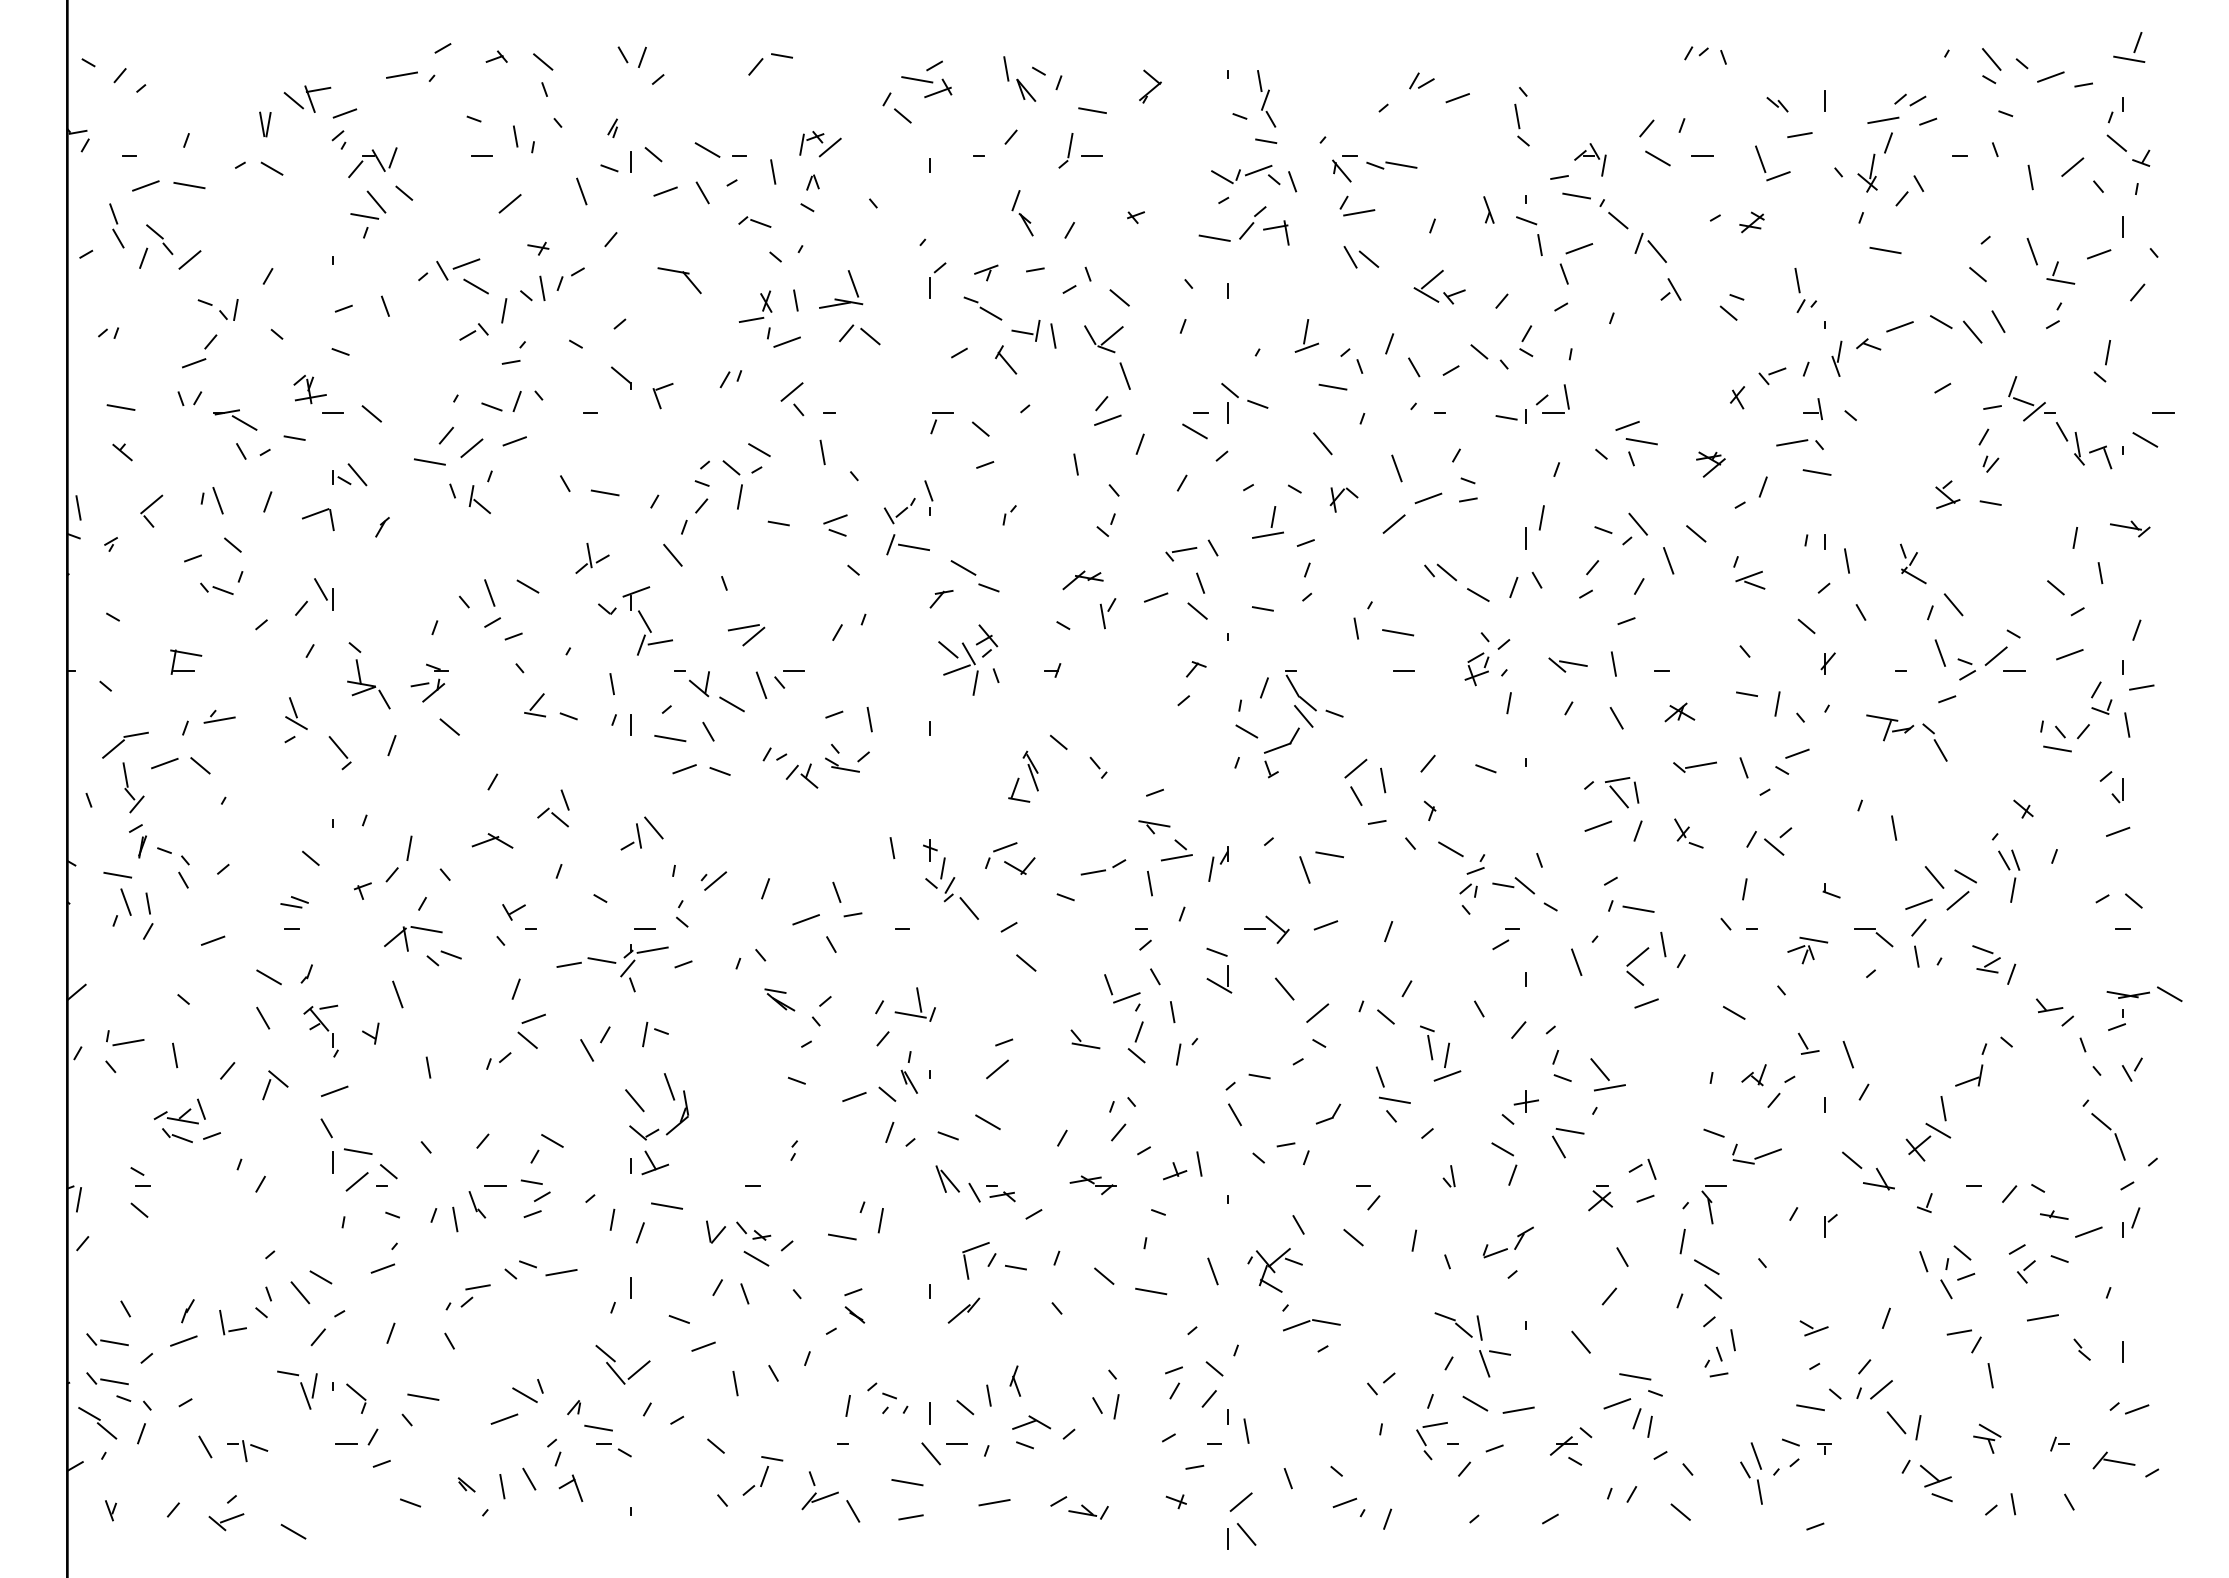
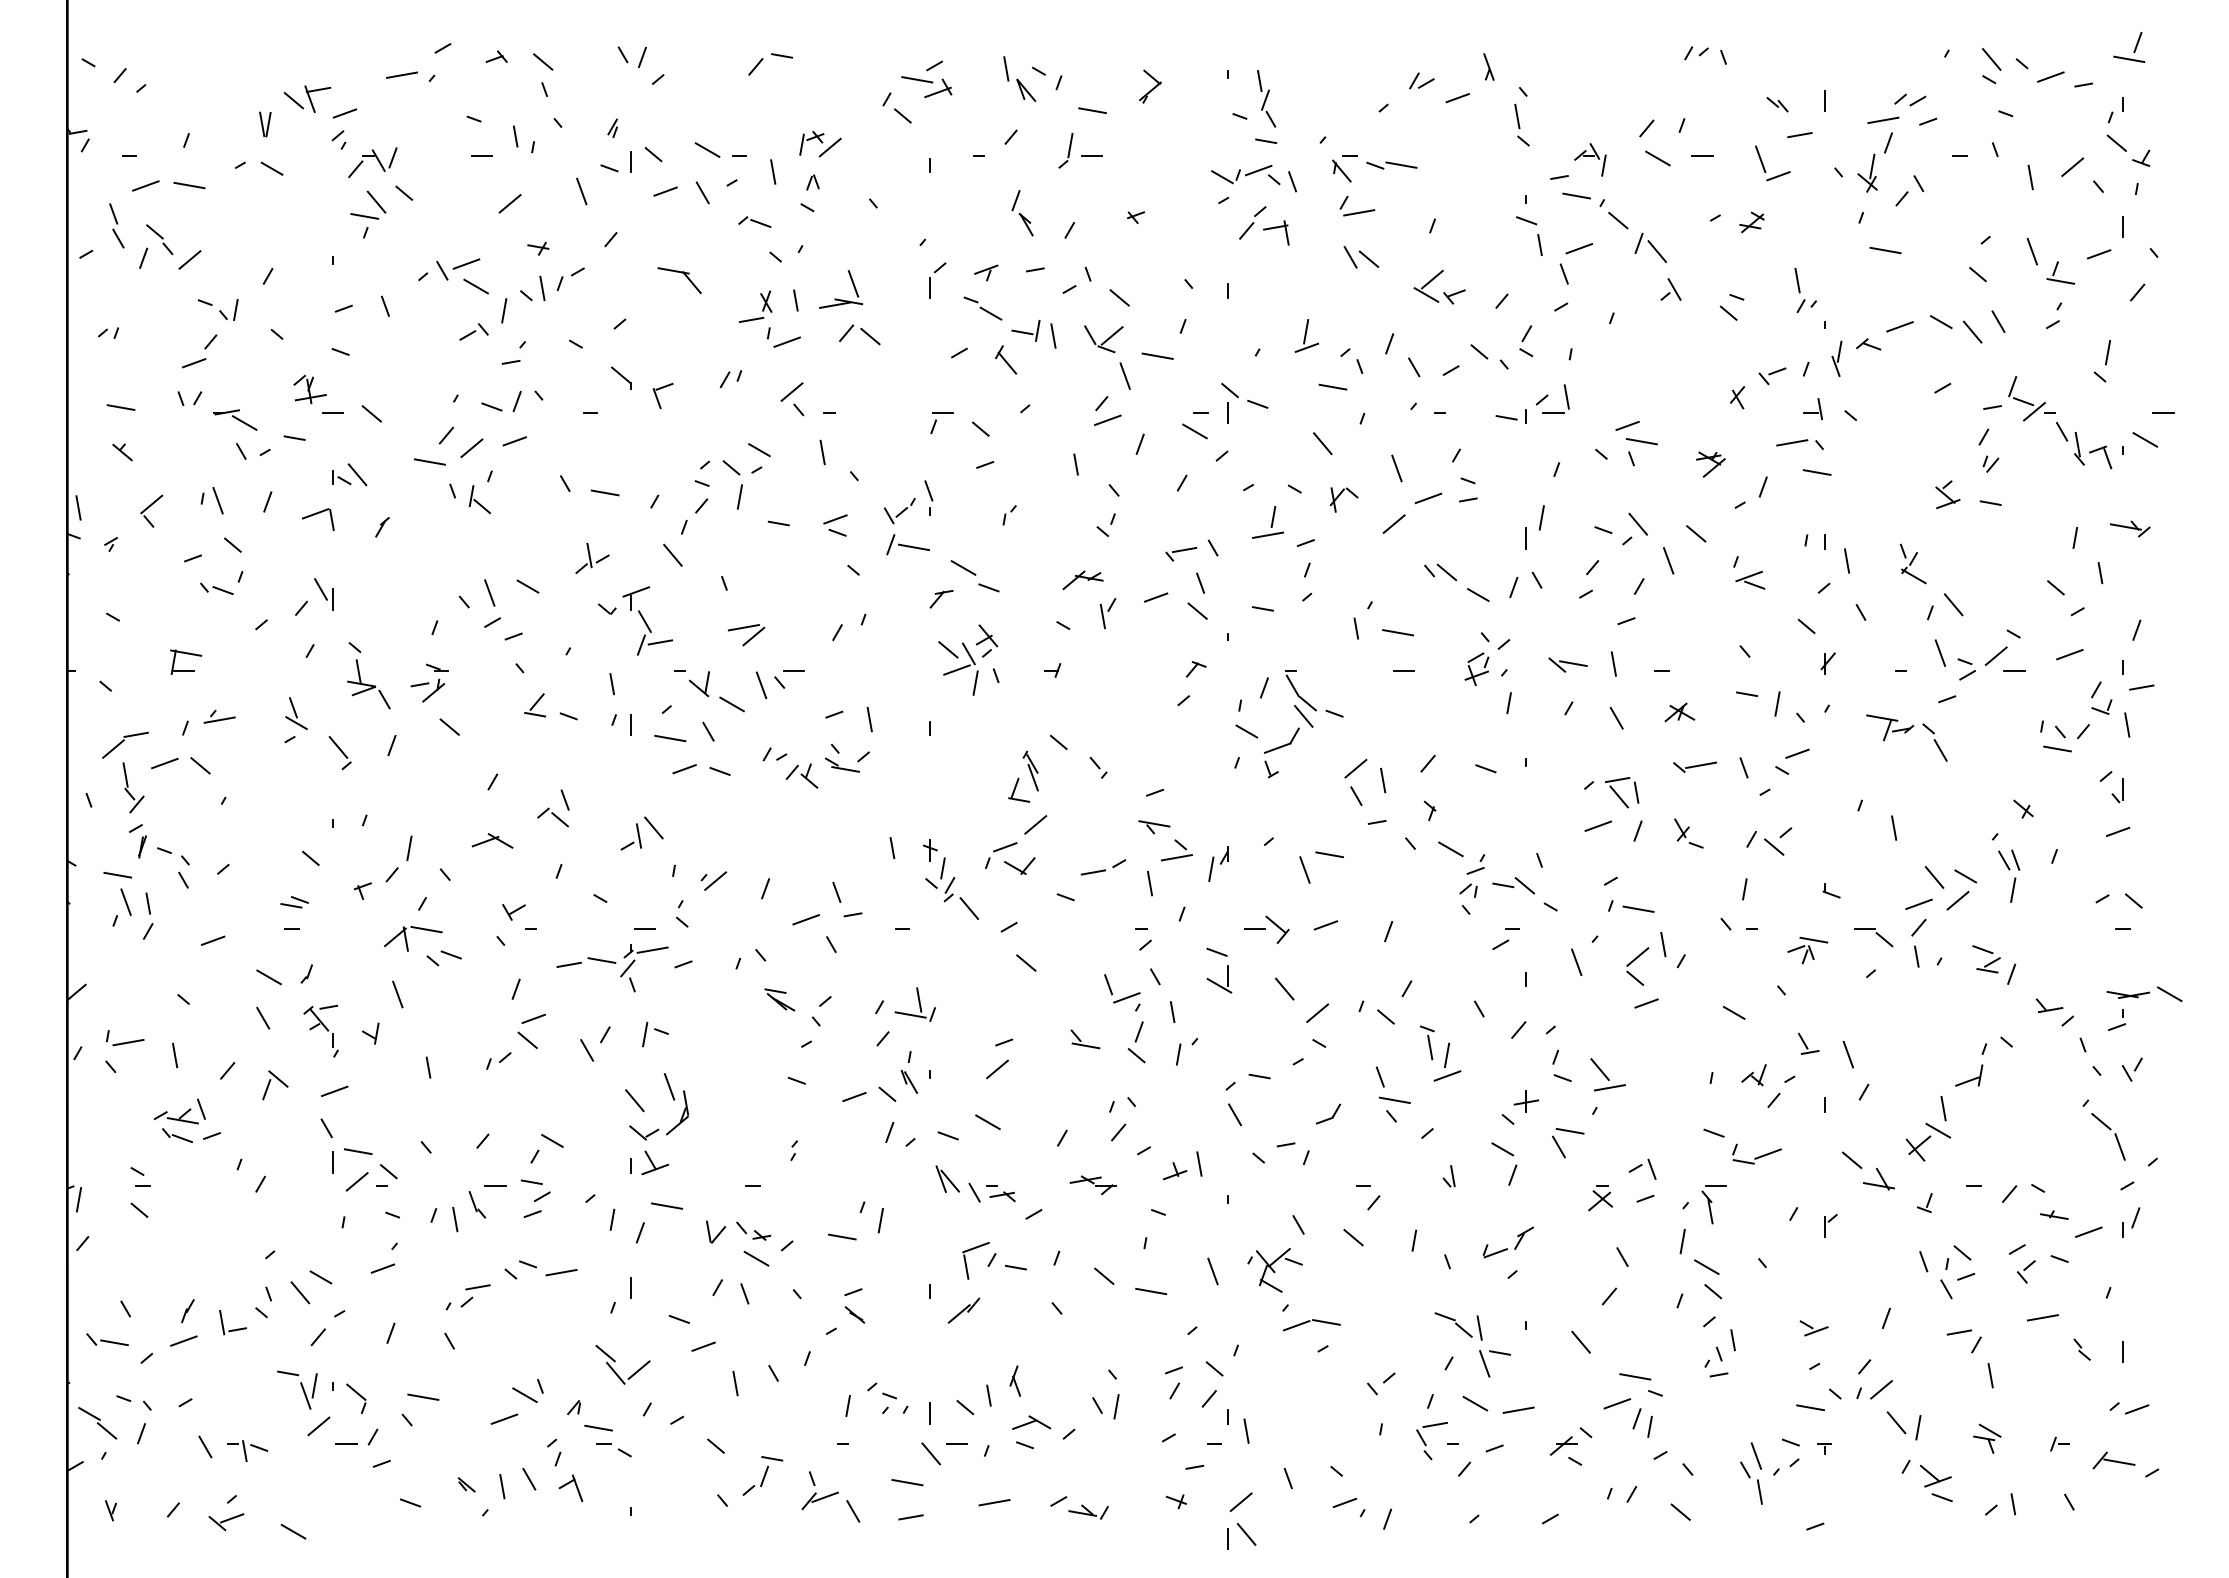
part position: (1488, 209) -> (1488, 66) (1488, 66)
line position: (1214, 237) -> (1157, 355) (1157, 355)
line: none -> present (1035, 824)
part: present -> none (107, 1378)
line: none -> present (318, 1426)
